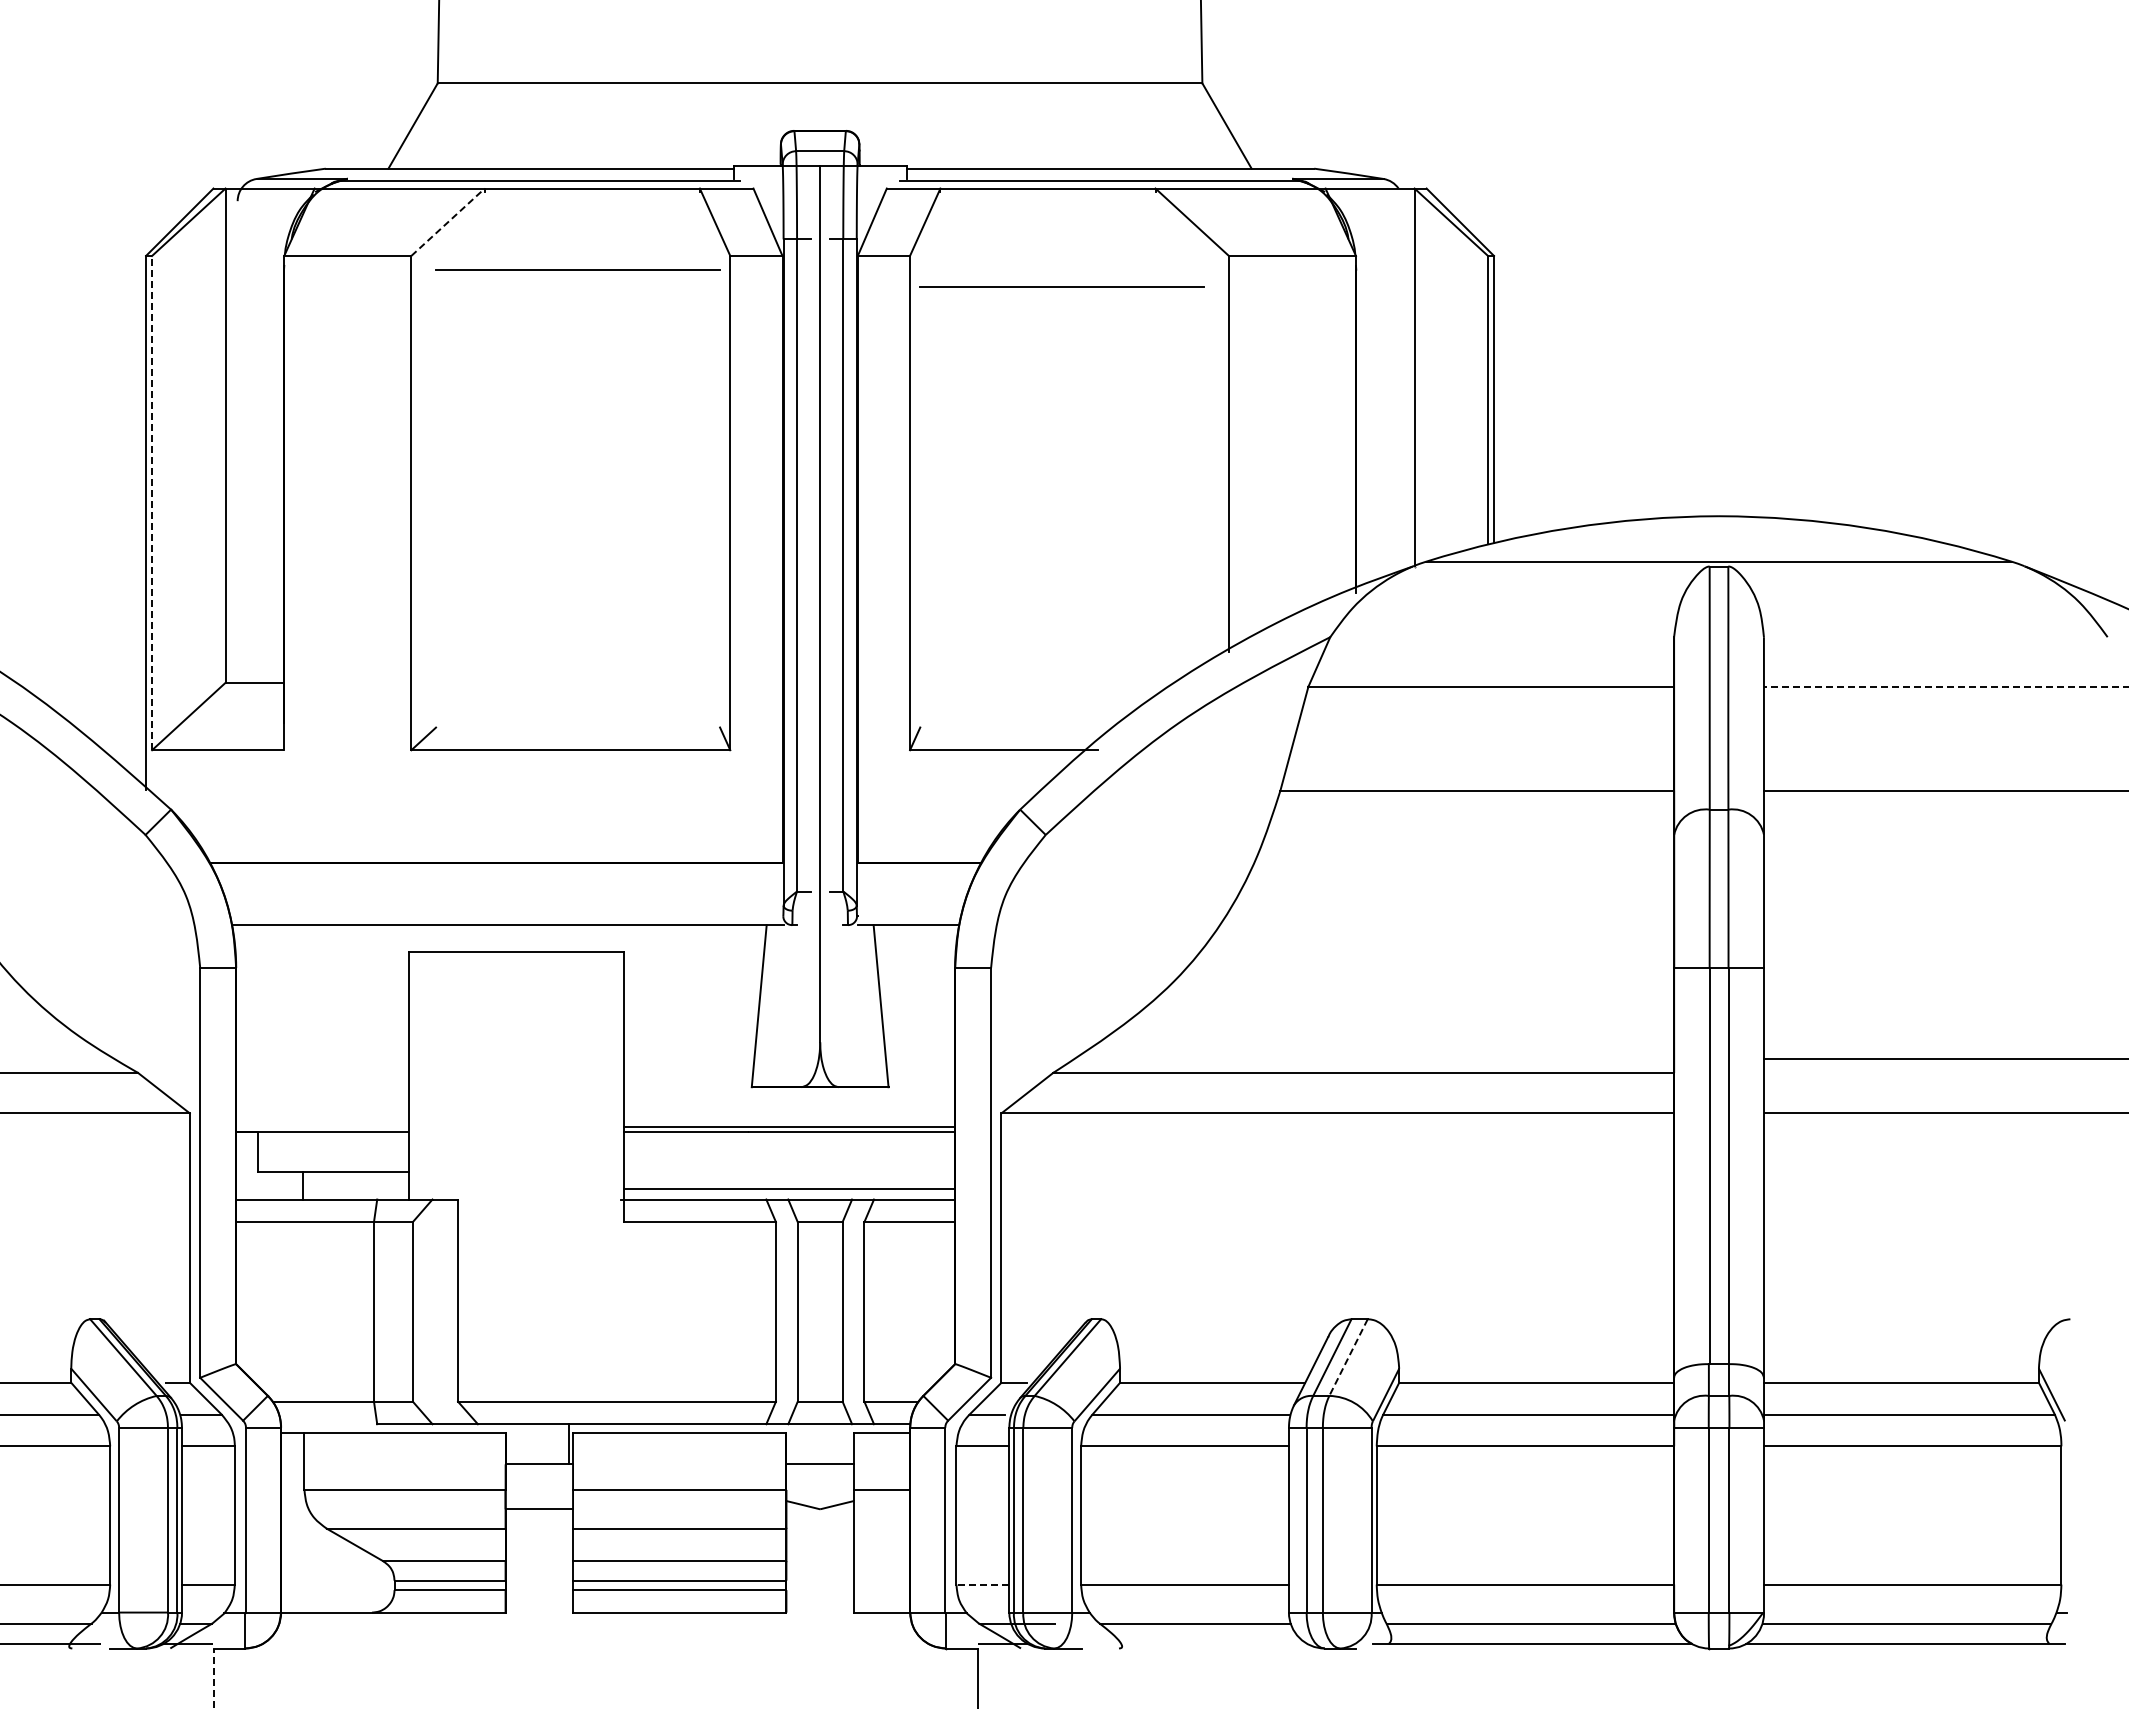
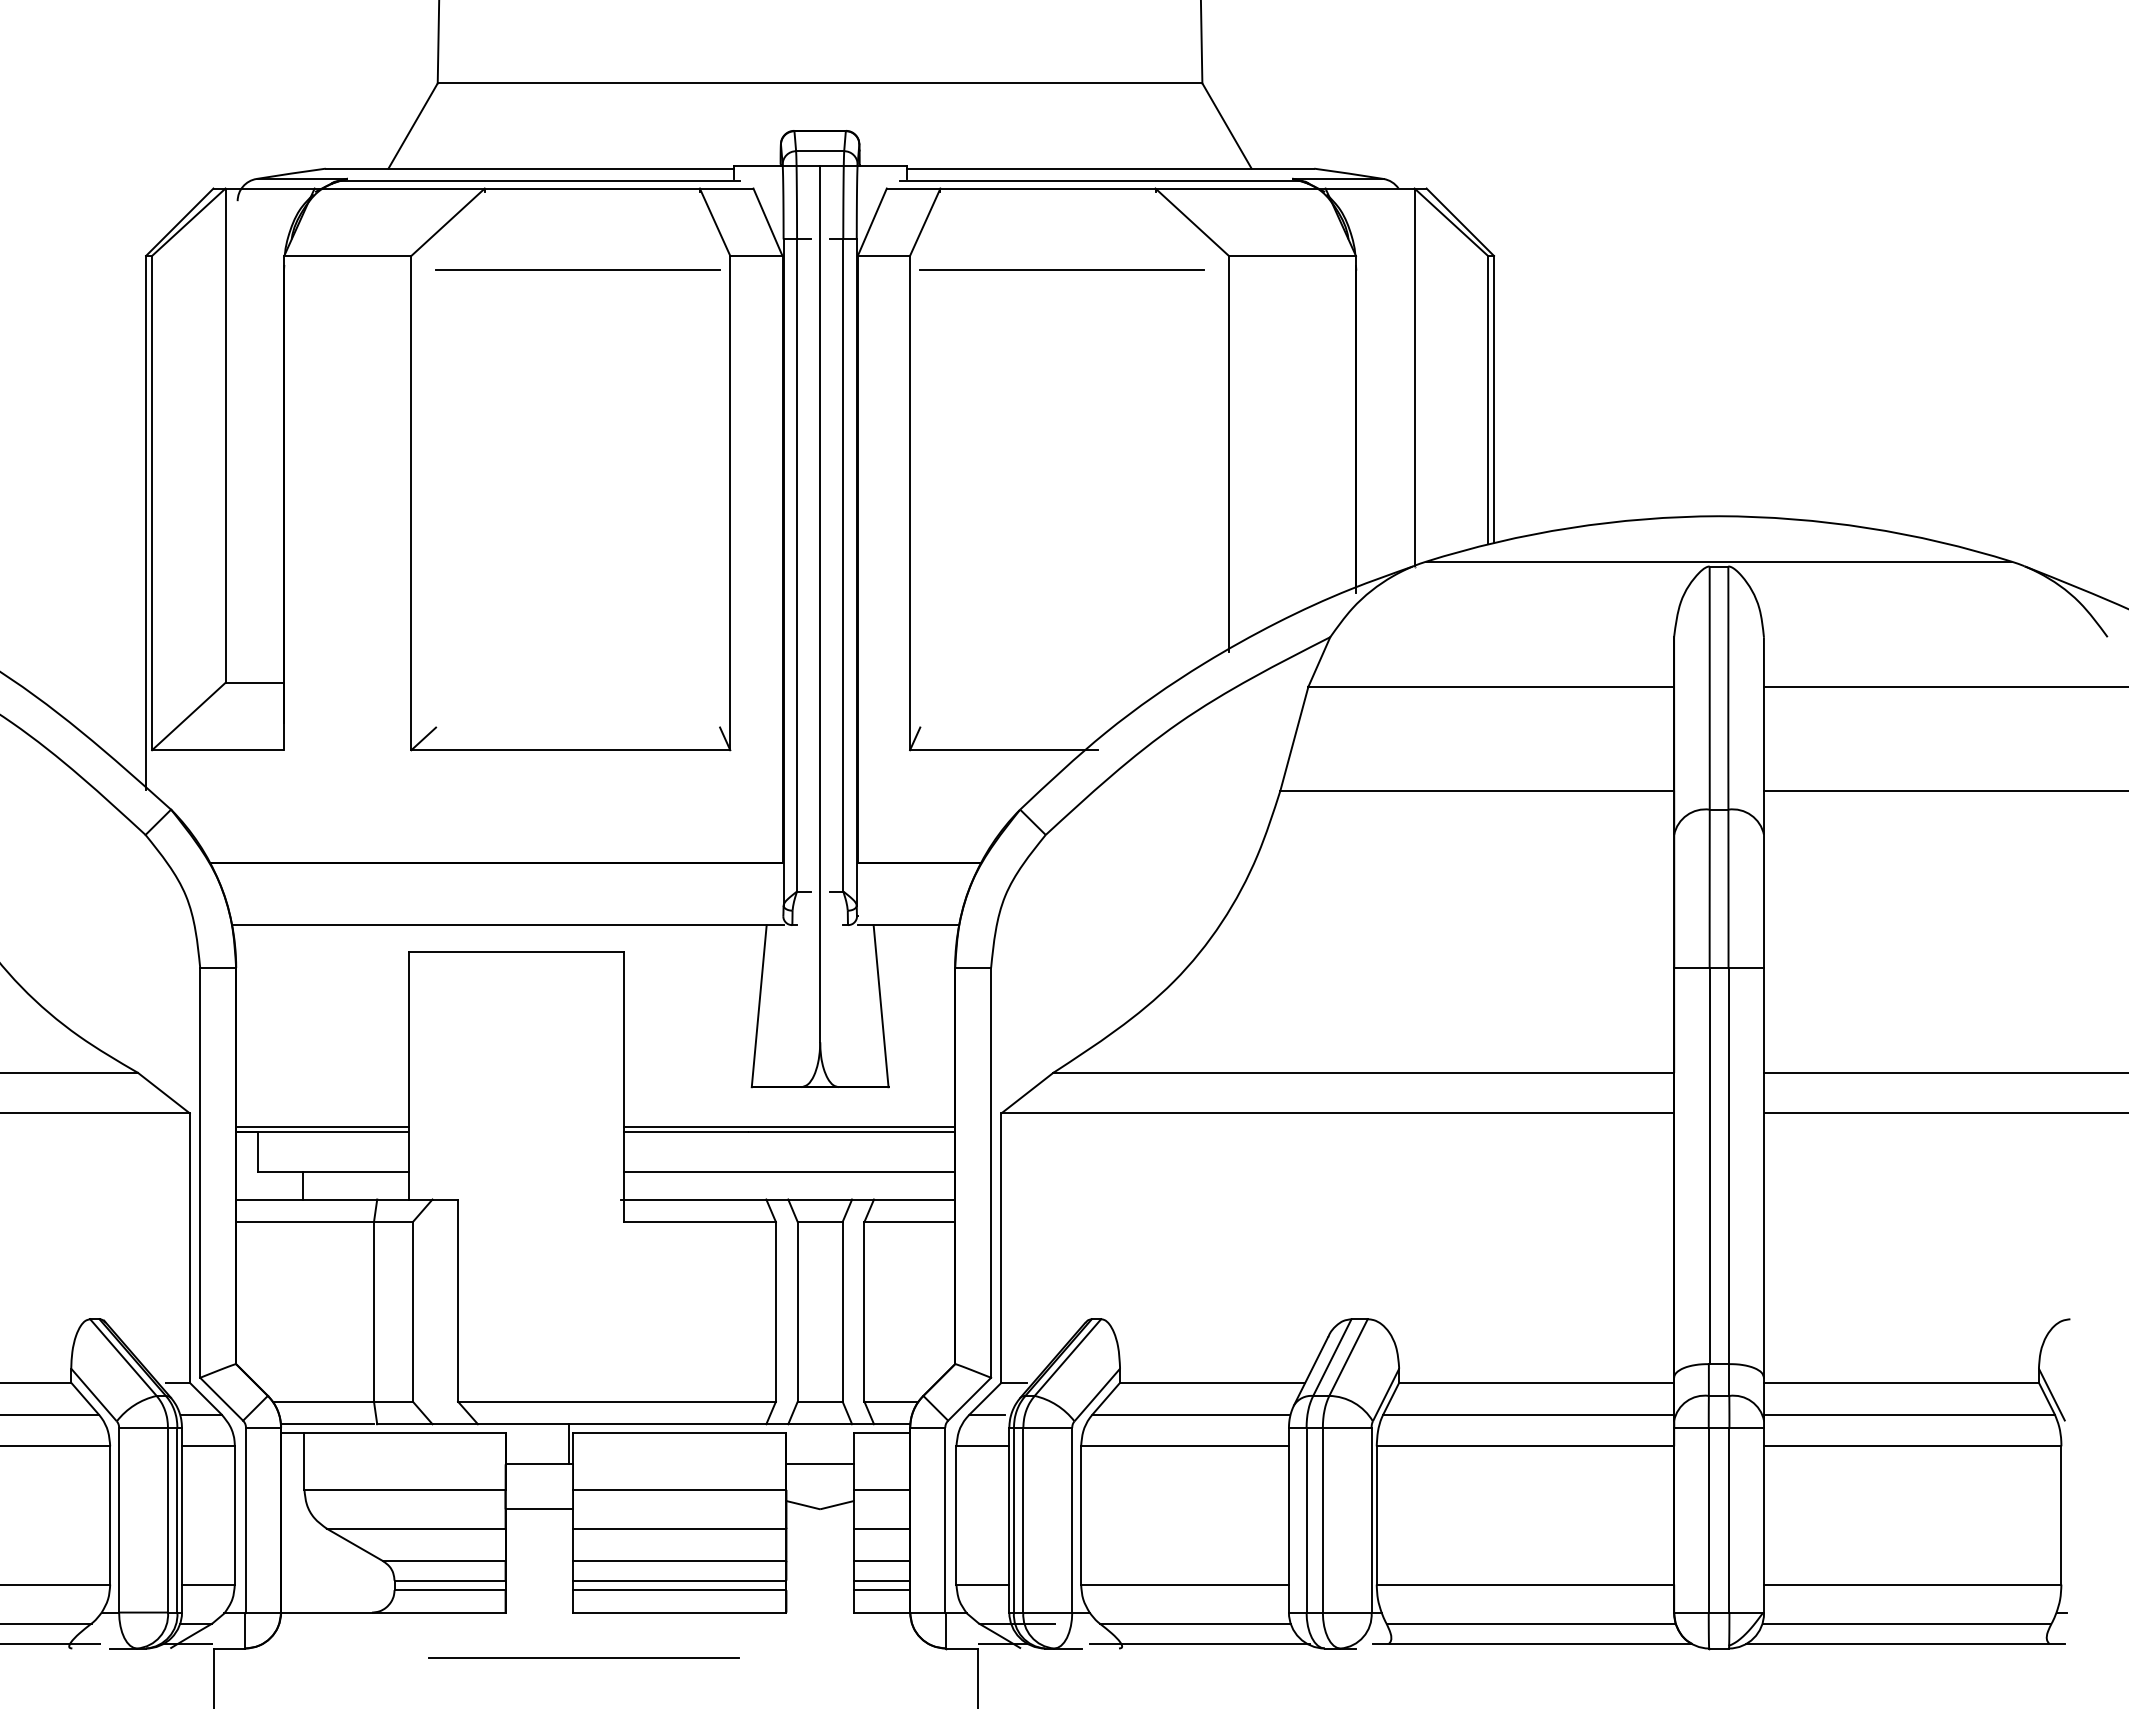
line: dashed -> solid (448, 222)
line position: (1061, 286) -> (1061, 269) (1061, 269)
line: dashed -> solid (152, 502)
line: dashed -> solid (1945, 686)
line position: (1944, 1058) -> (1944, 1072) (1944, 1072)
line: none -> present (322, 1127)
line position: (789, 1189) -> (789, 1172) (789, 1172)
line: dashed -> solid (1348, 1357)
line: none -> present (326, 1424)
line: none -> present (881, 1528)
line: none -> present (881, 1561)
line: none -> present (881, 1580)
line: dashed -> solid (982, 1584)
line: none -> present (881, 1590)
line: none -> present (1199, 1644)
line: none -> present (583, 1657)
line: dashed -> solid (213, 1678)
